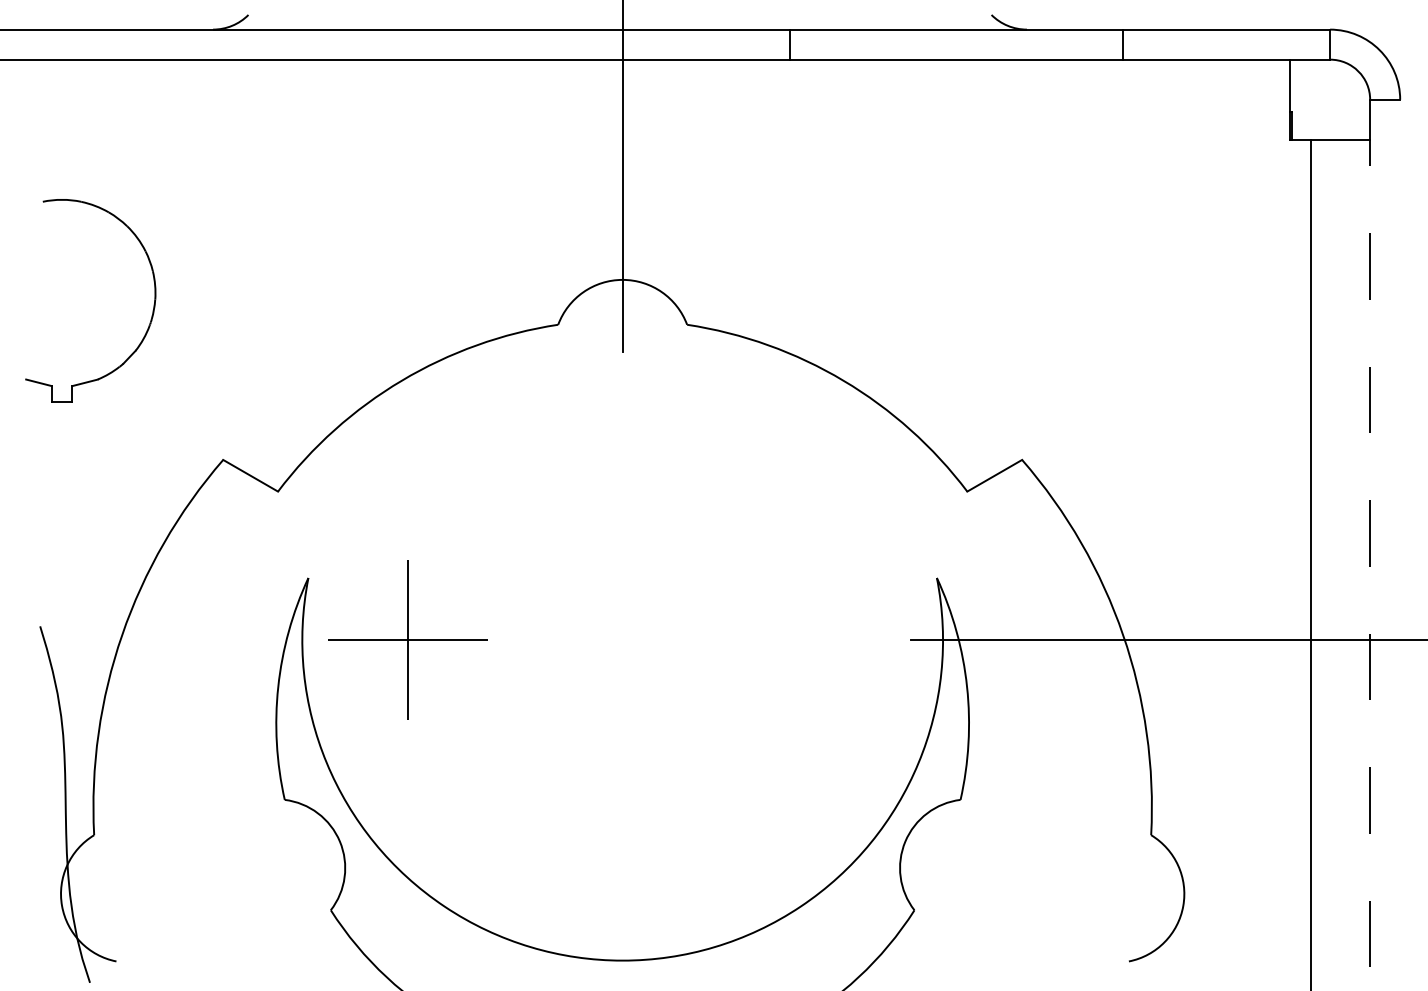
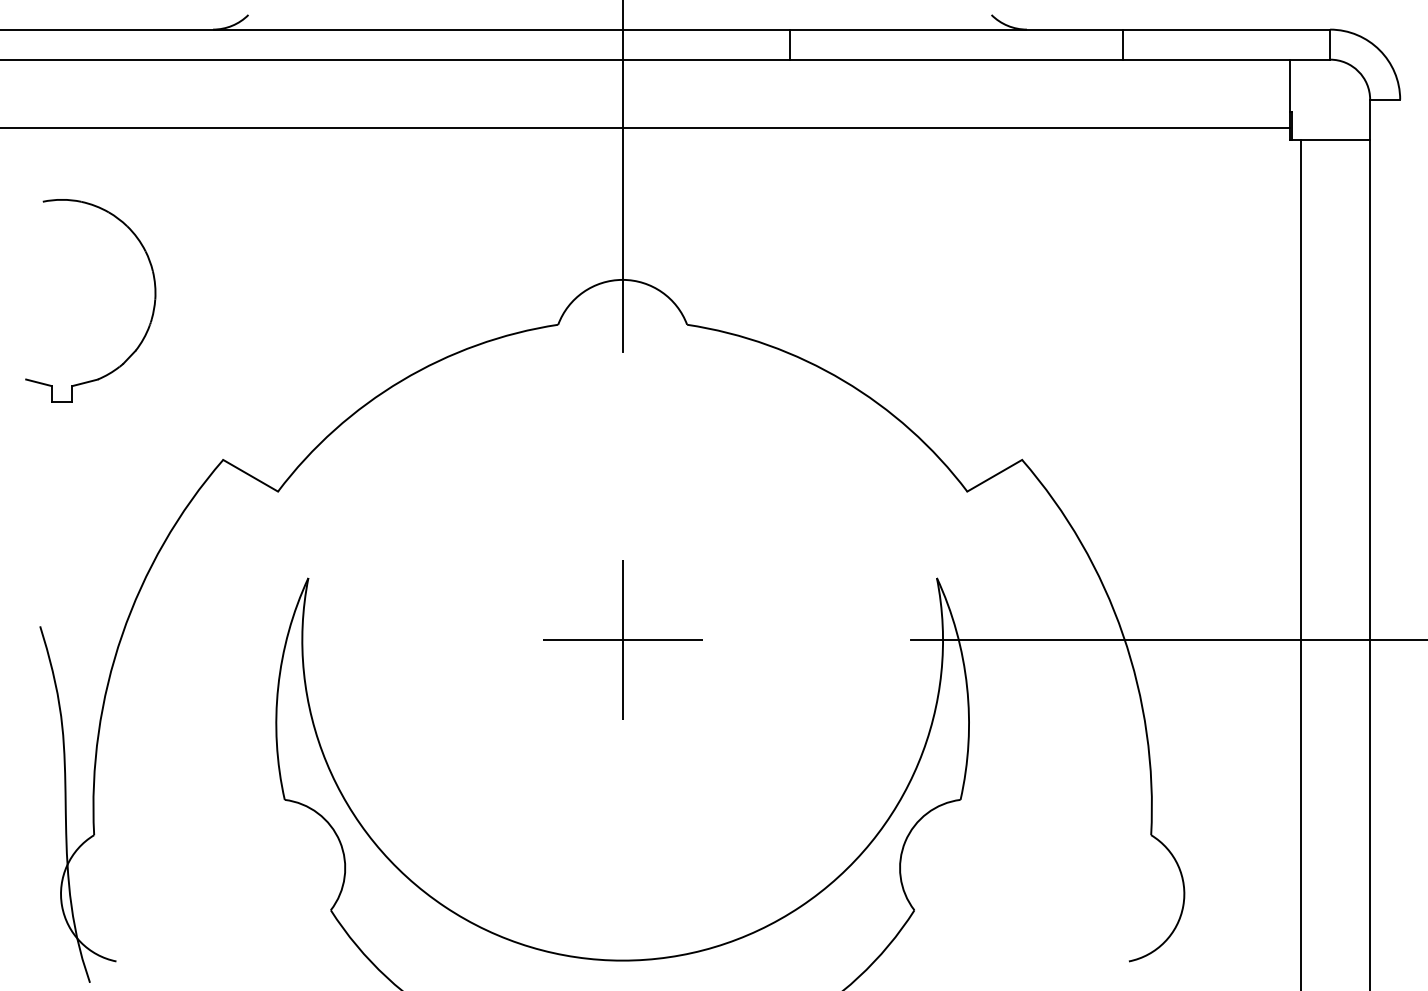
line: none -> present (646, 128)
line: dashed -> solid (1370, 545)
line position: (1311, 563) -> (1301, 563) (1301, 563)
part position: (407, 639) -> (622, 639) (622, 639)
